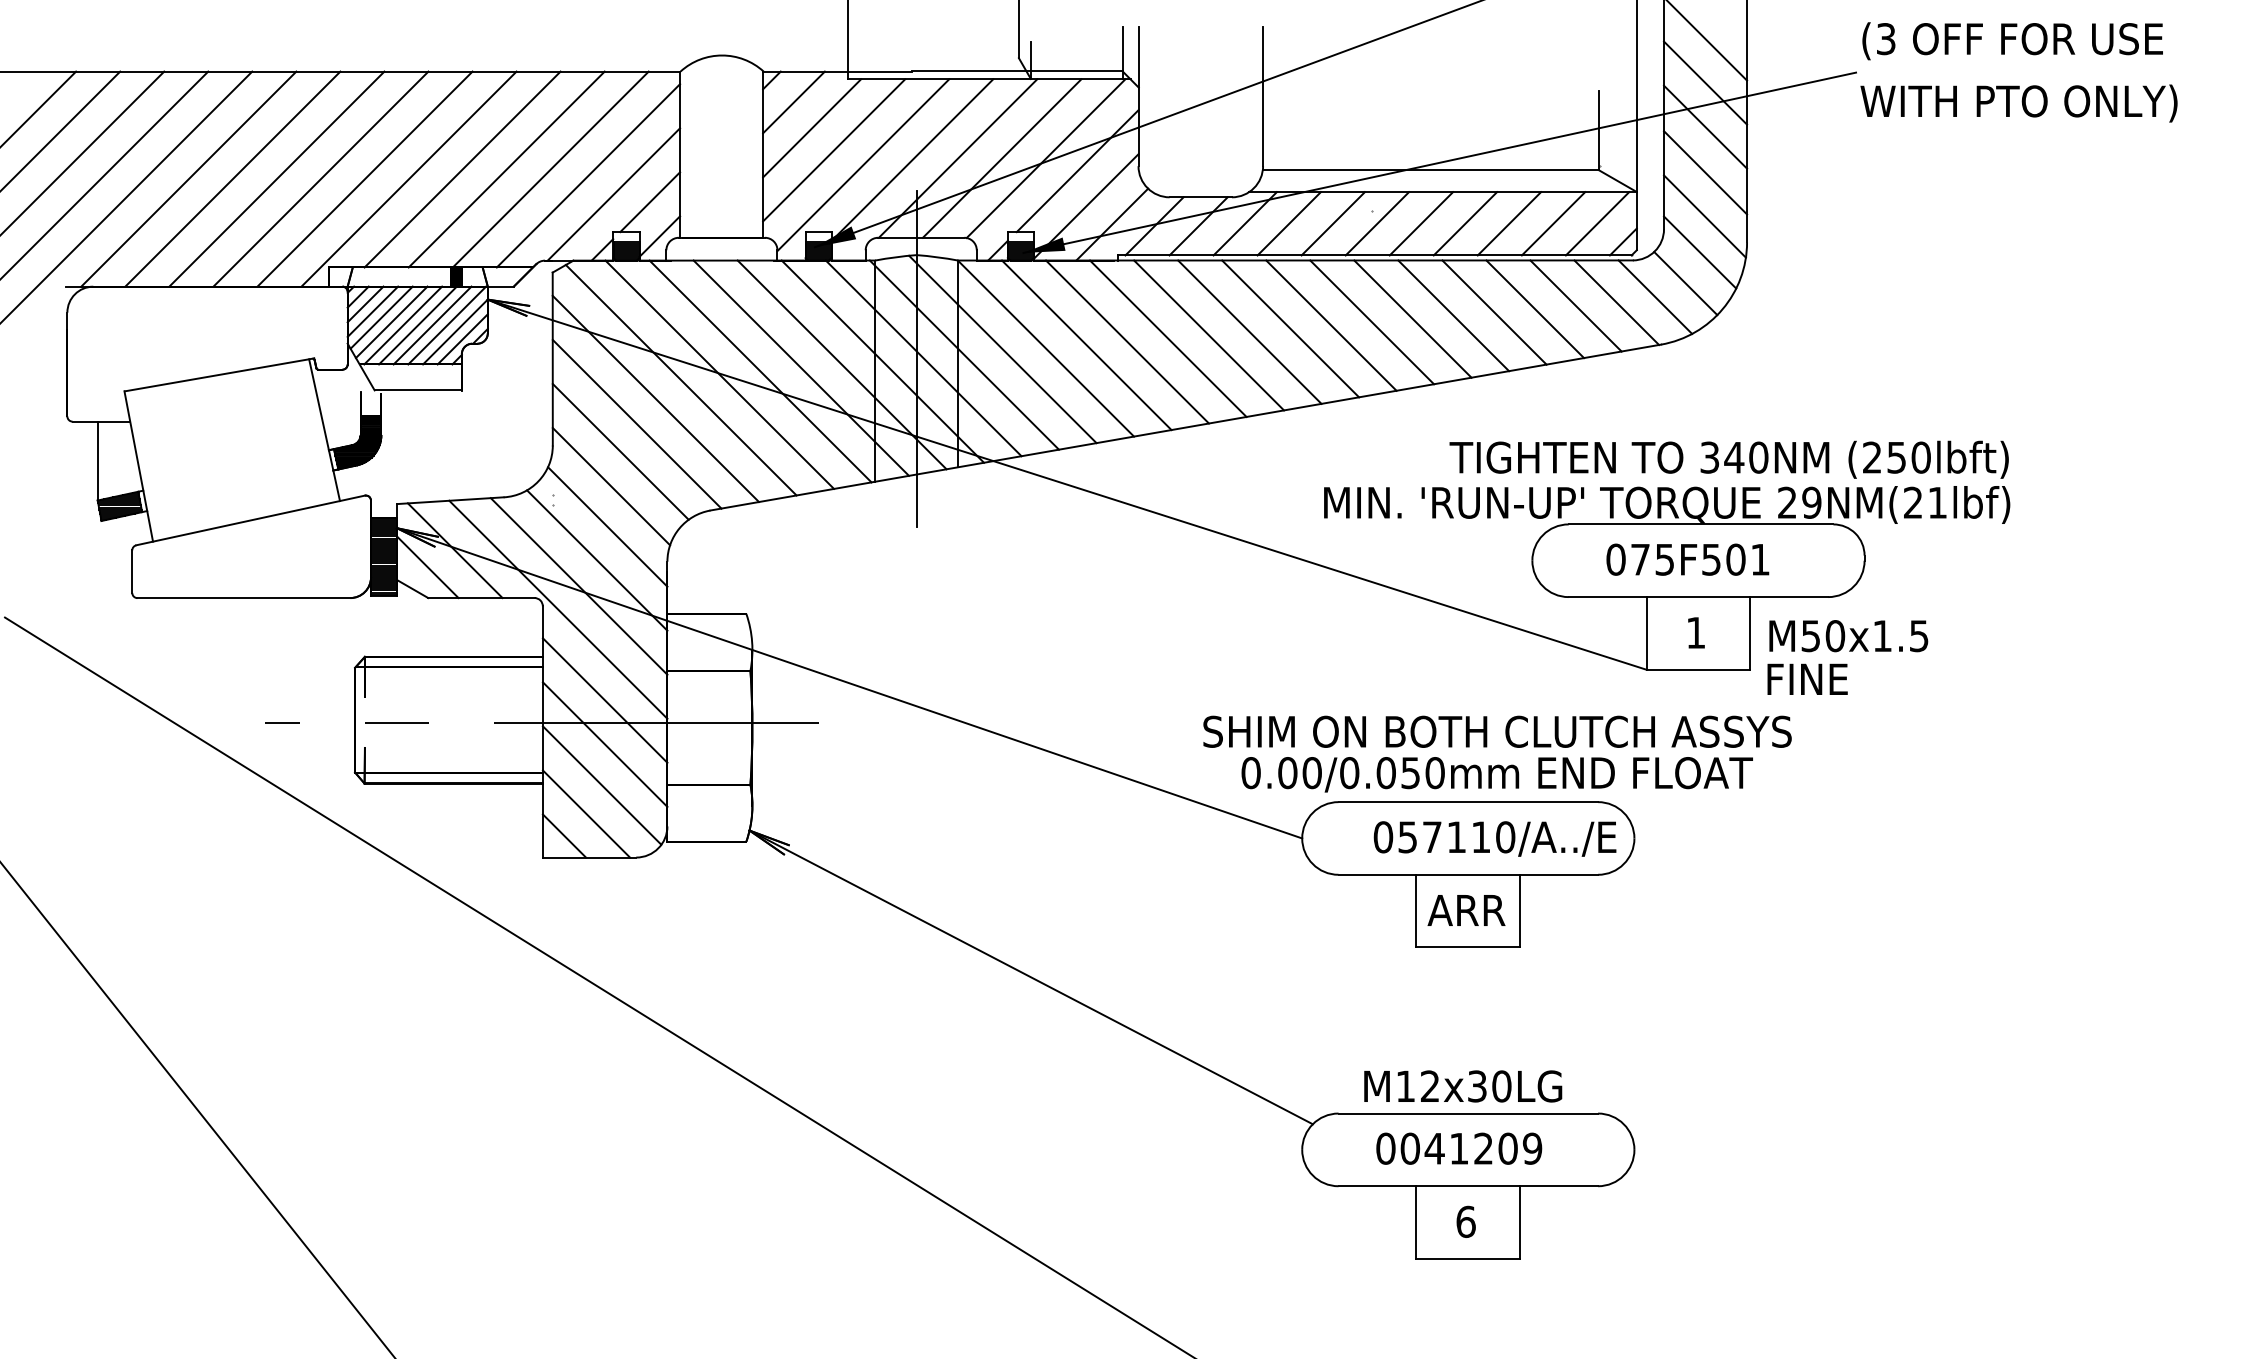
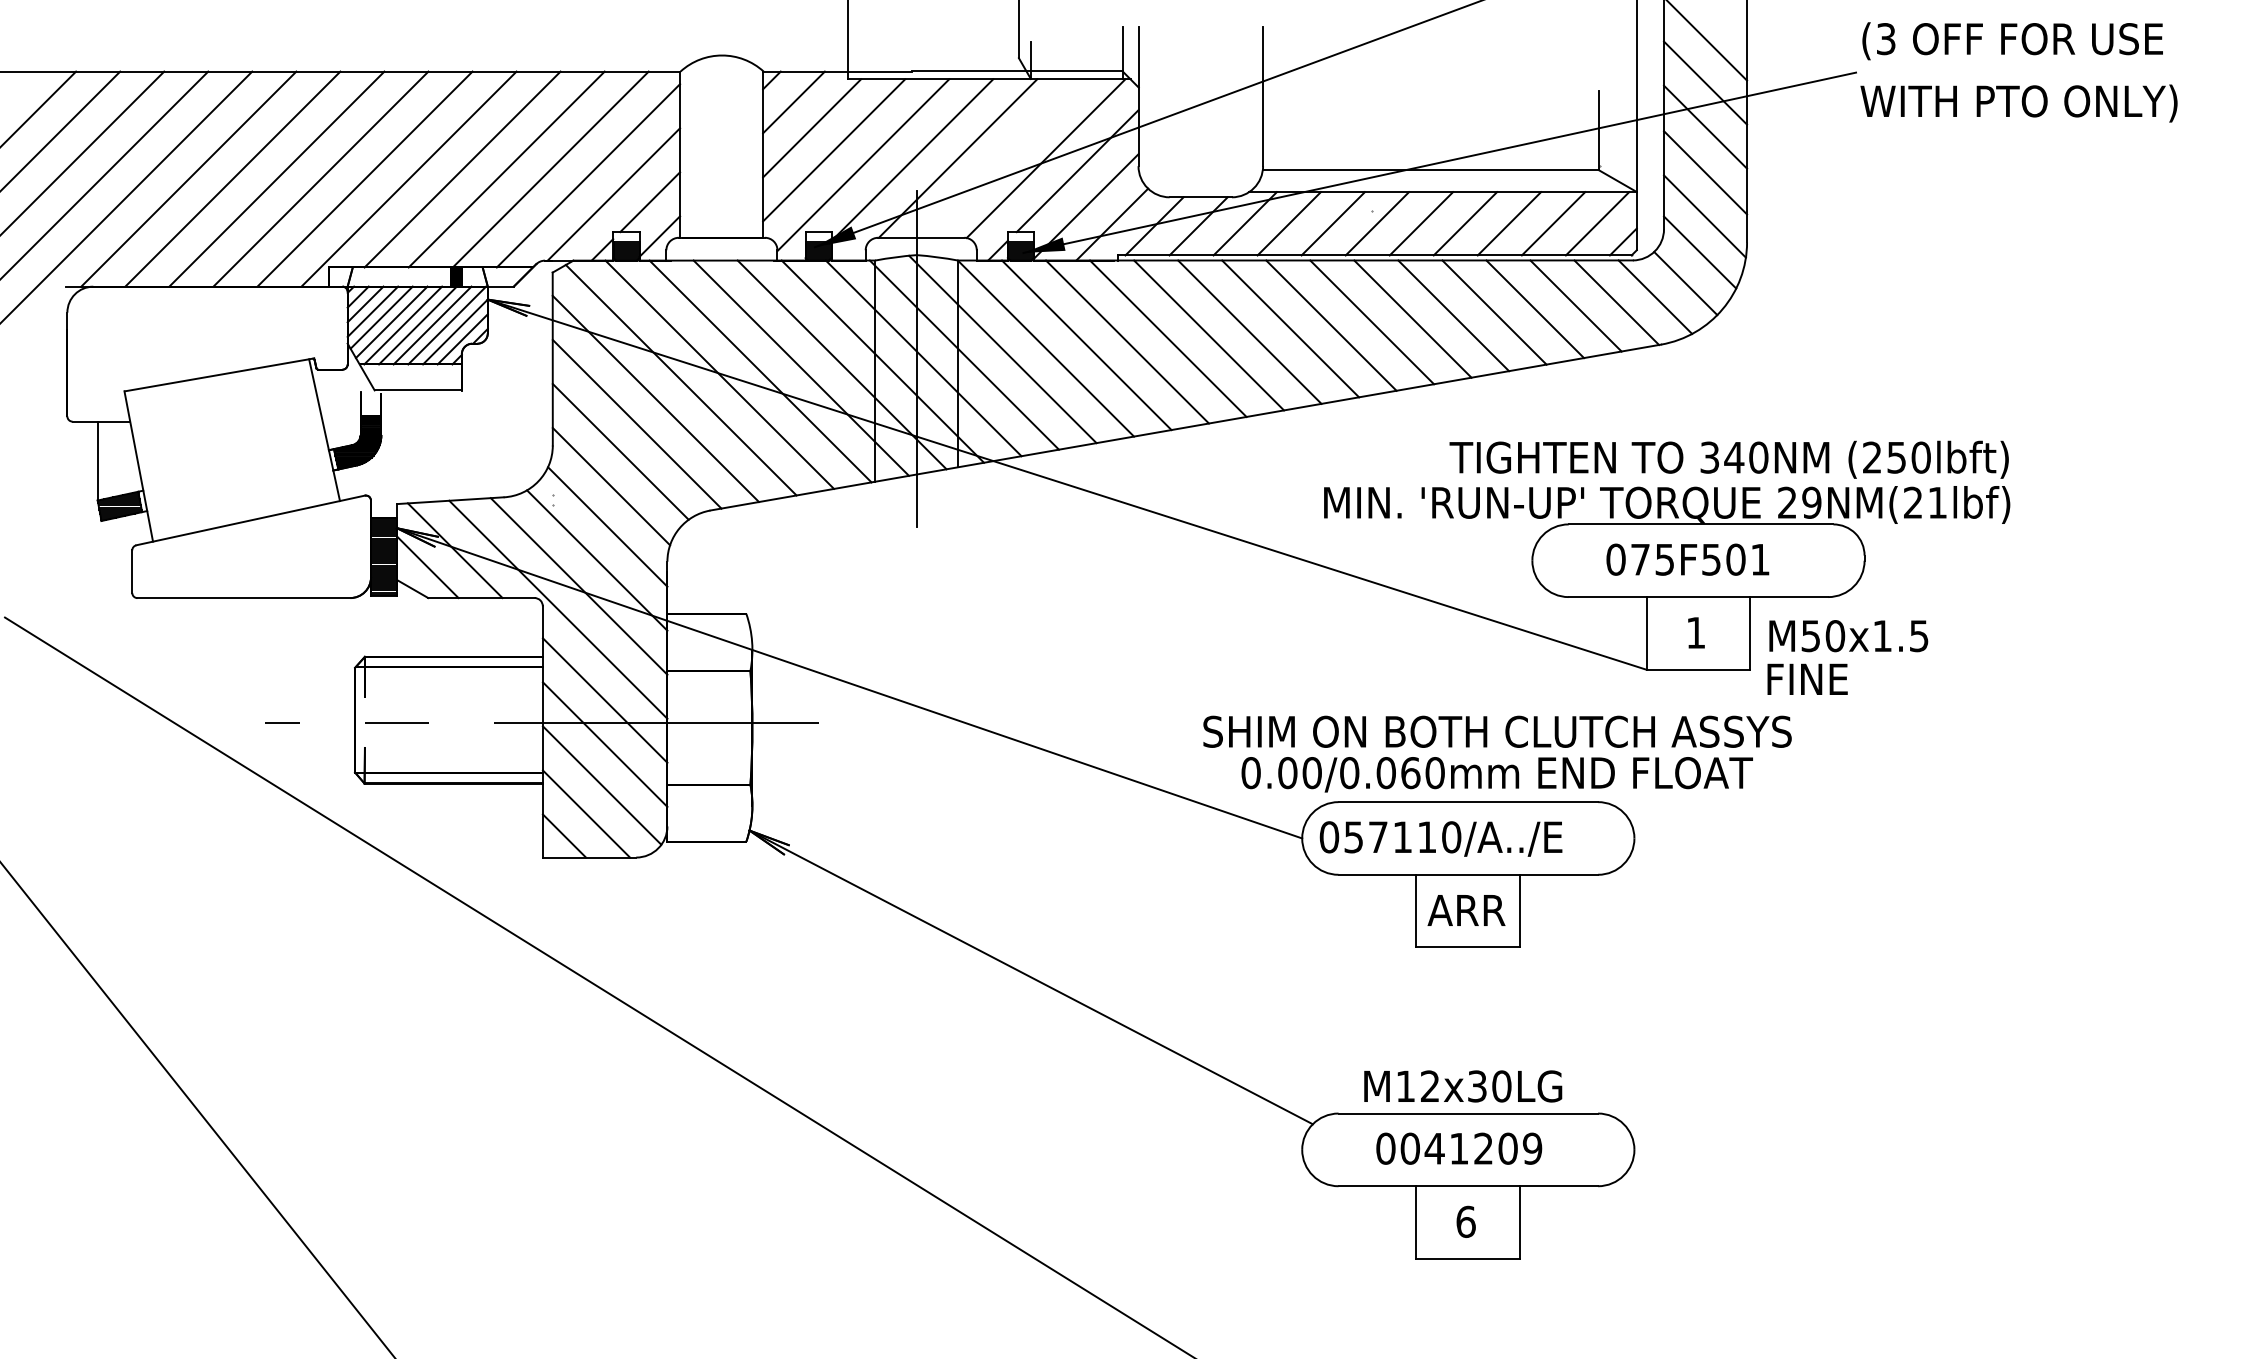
line: present -> none (1001, 158)
text: 0.00/0.050mm -> 0.00/0.060mm (1410, 773)
text position: (1494, 838) -> (1440, 838) (1440, 838)
